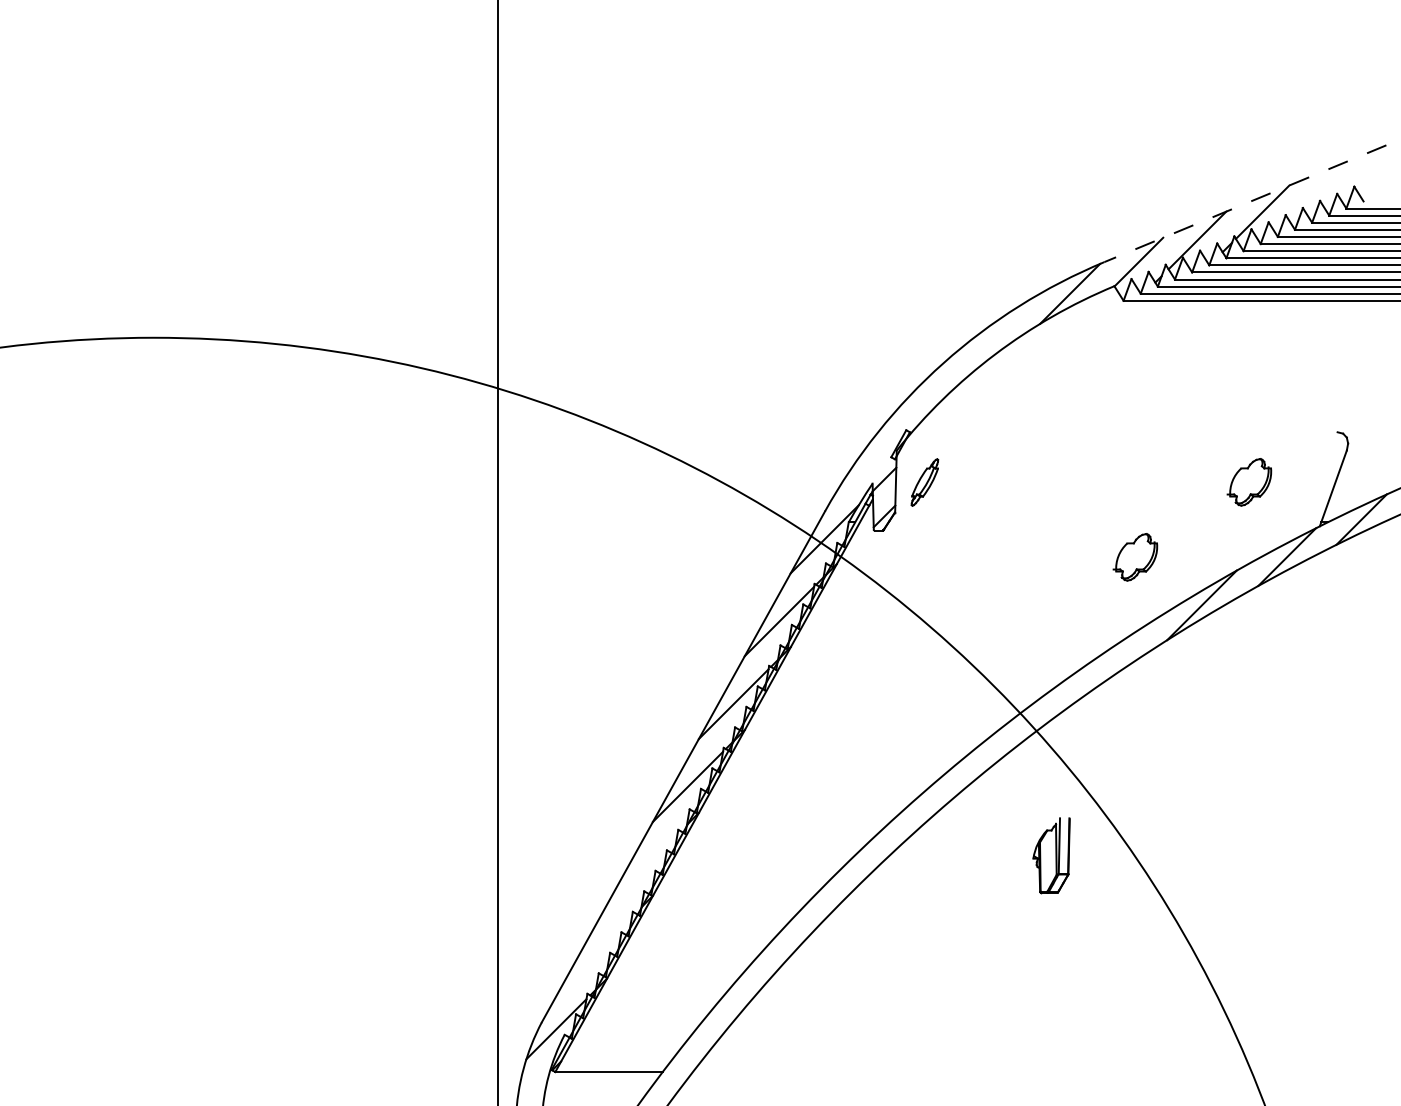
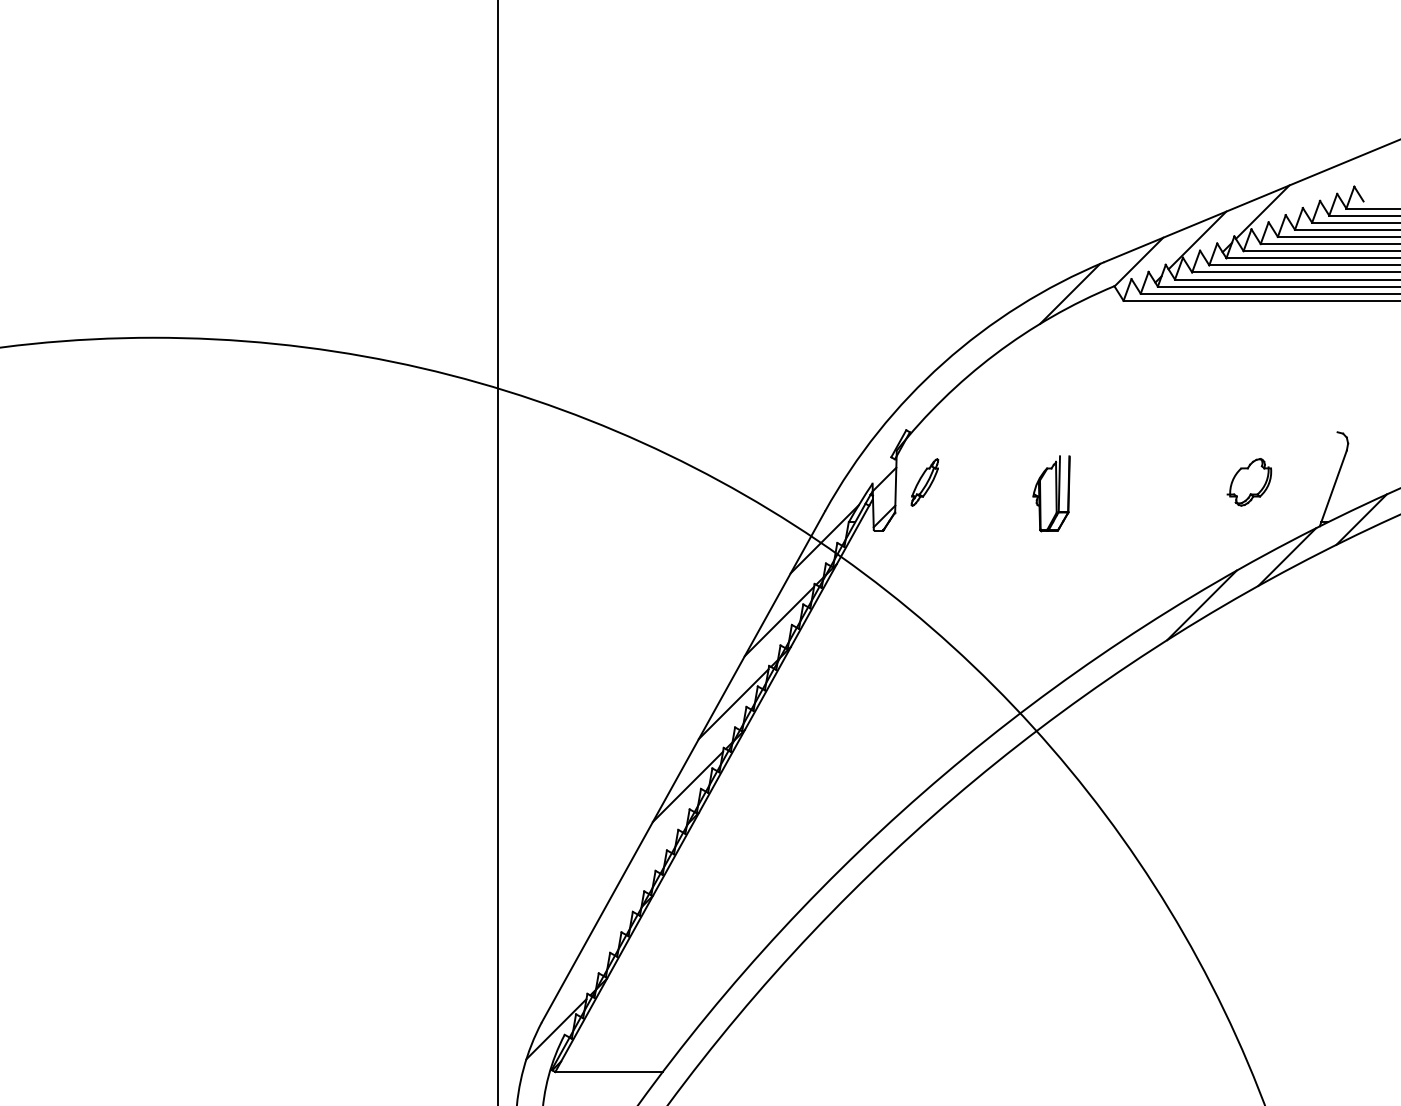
line: dashed -> solid (1252, 200)
part: present -> none (1135, 557)
part position: (1051, 855) -> (1051, 493) (1051, 493)
